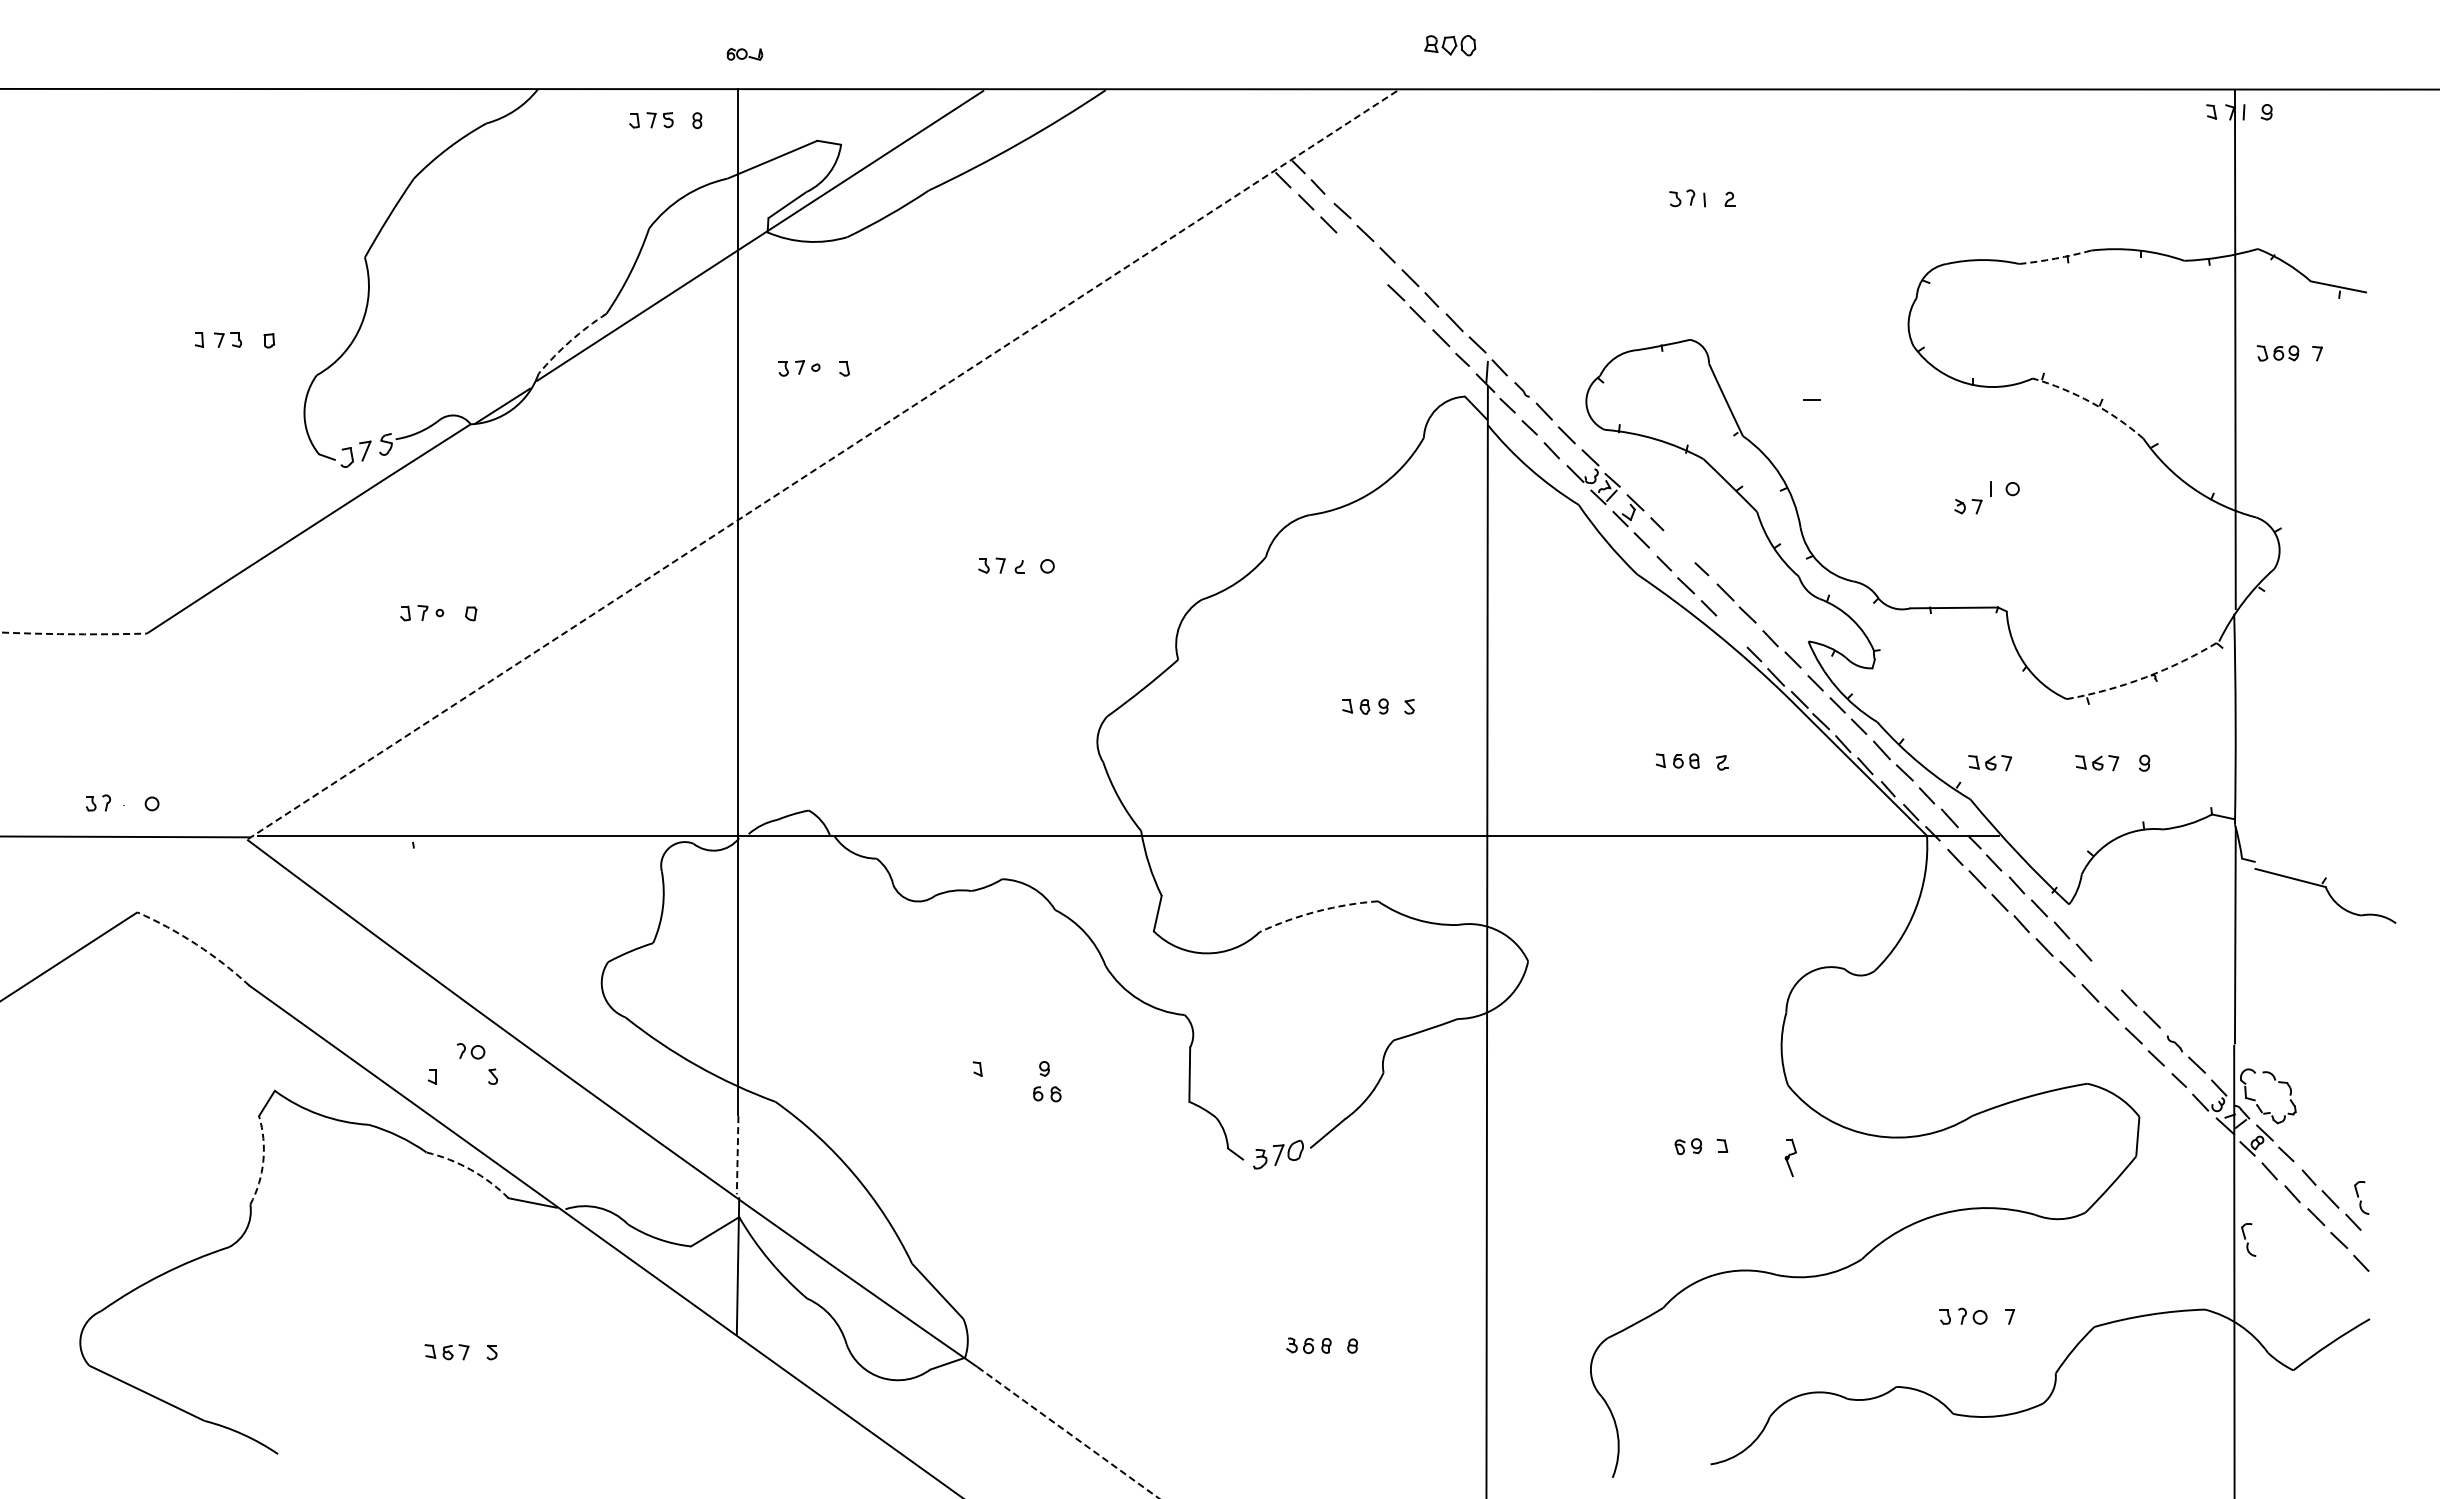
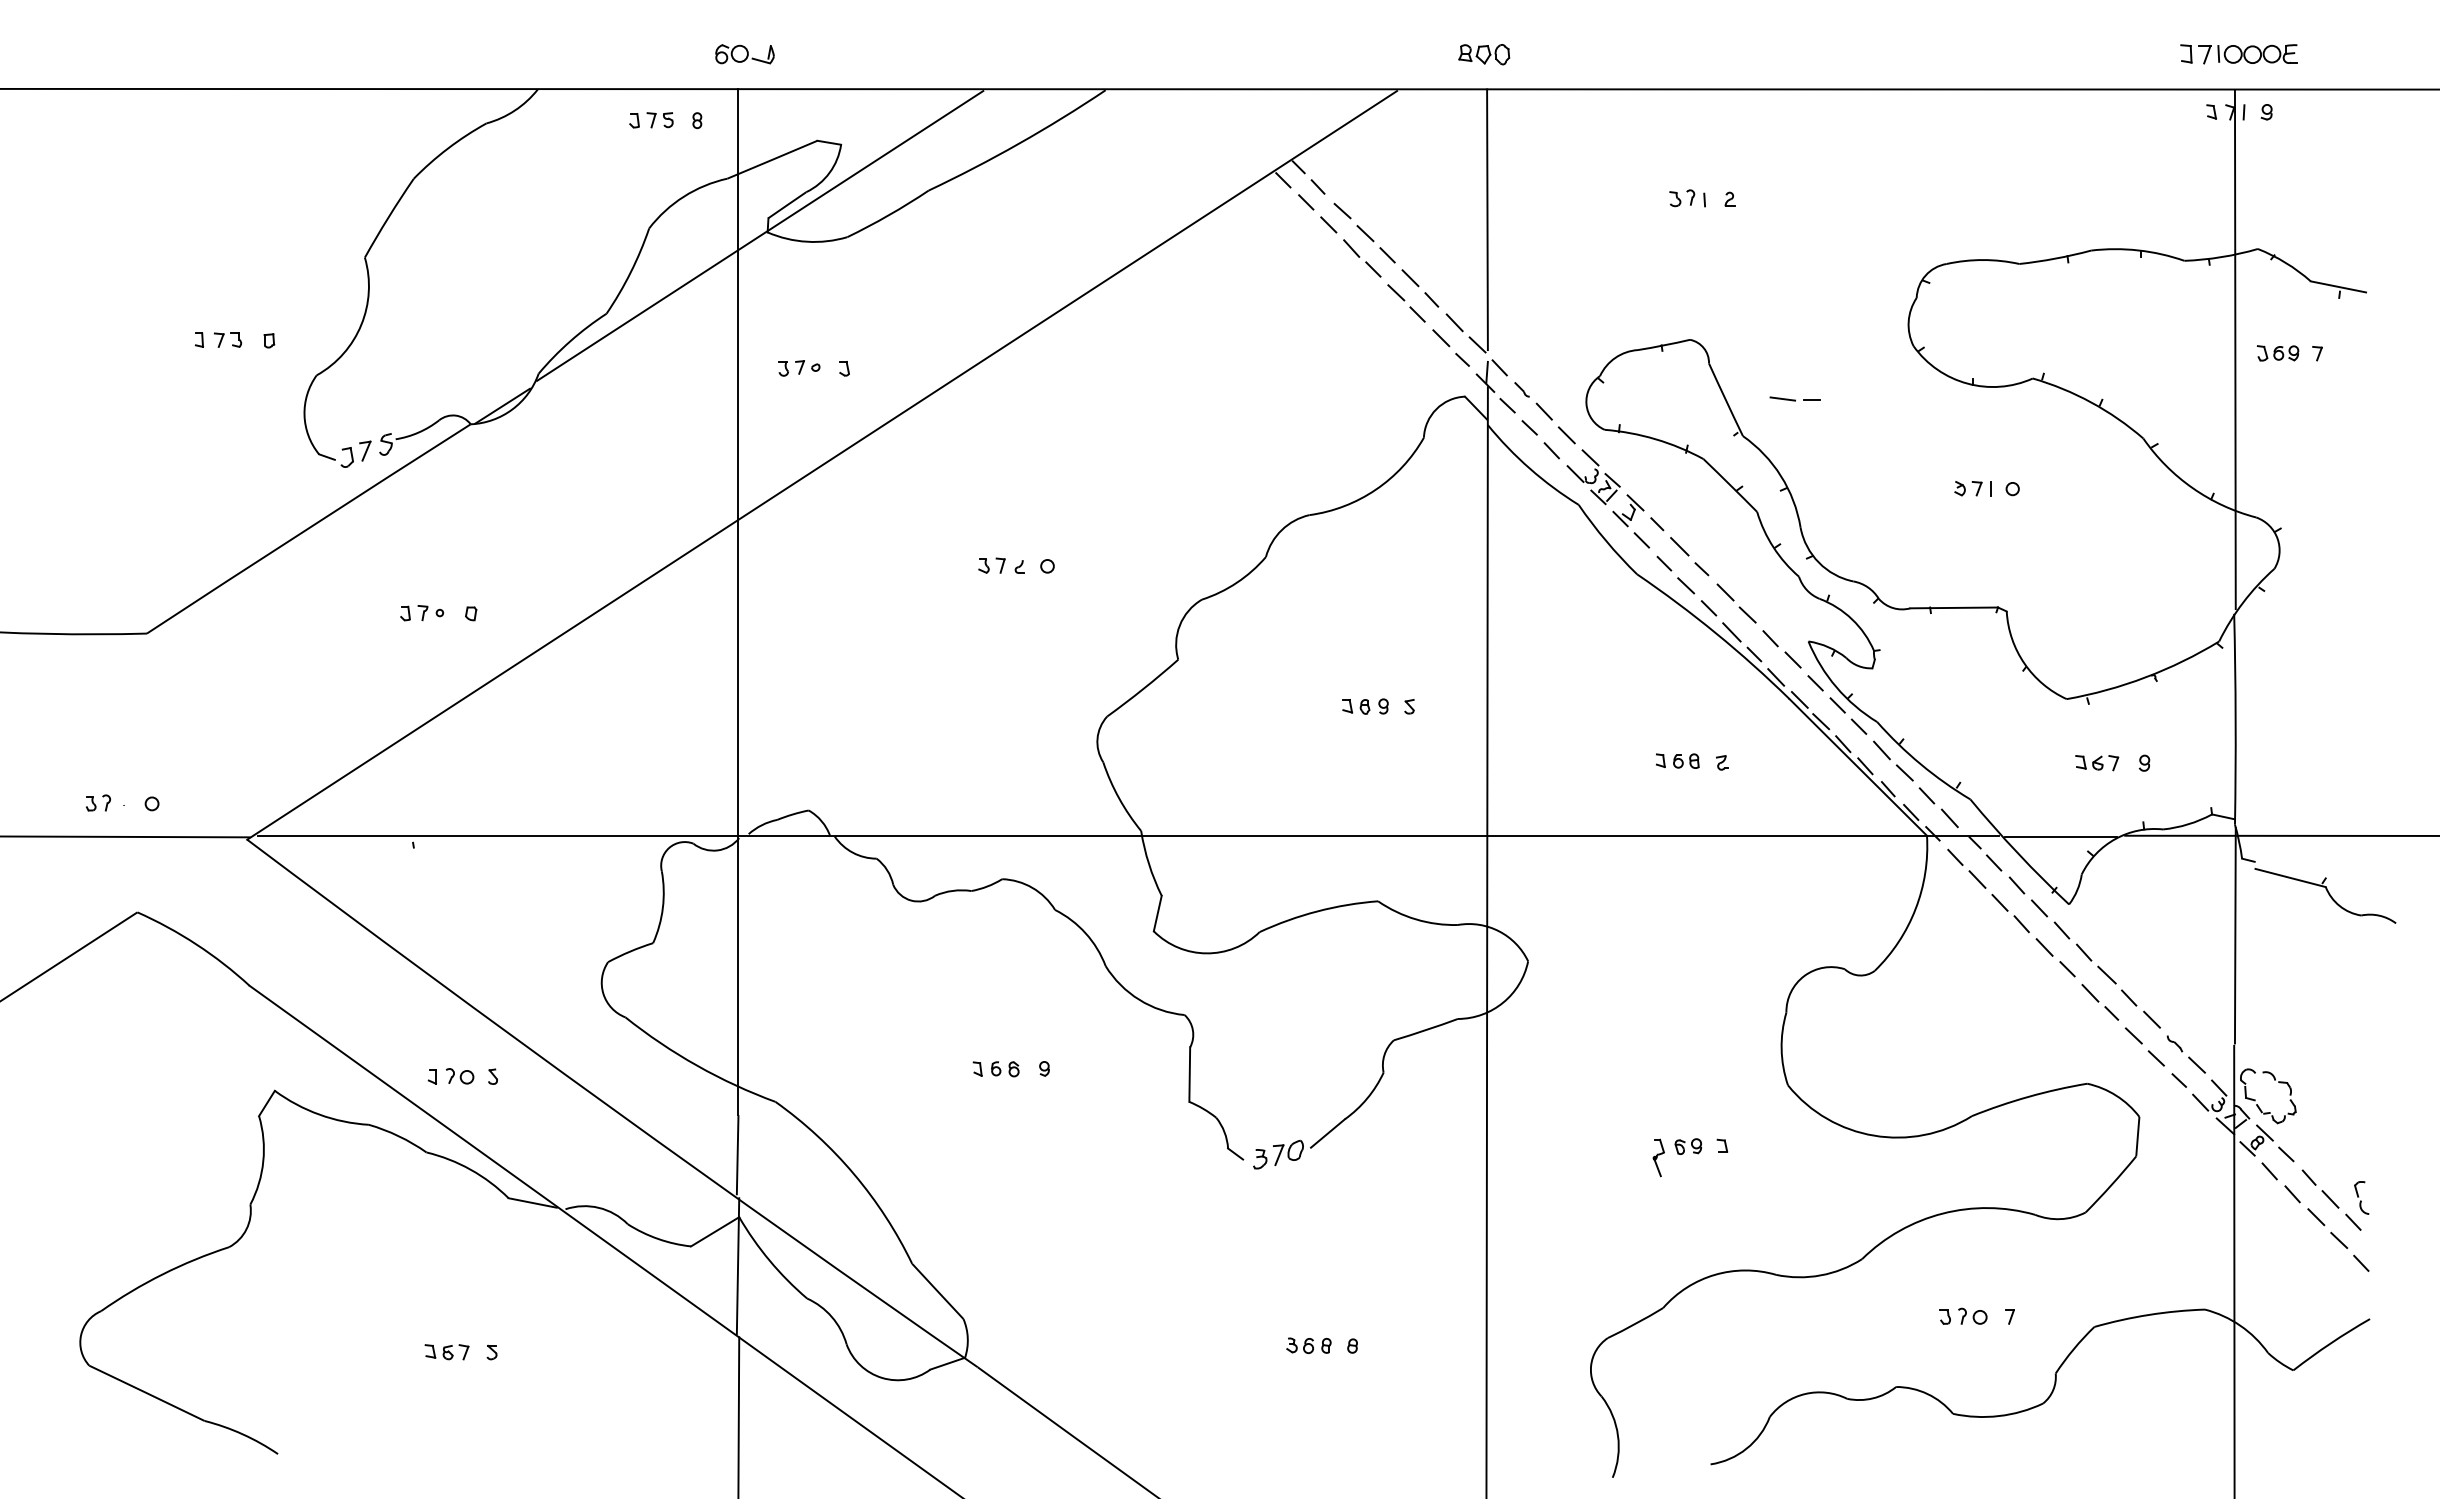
part position: (1450, 45) -> (1484, 54) (1484, 54)
part size: 38x14 px -> 60x21 px (744, 54)
part: none -> present (2238, 54)
line: none -> present (1487, 219)
line: none -> present (1360, 256)
arc: dashed -> solid (2055, 258)
arc: dashed -> solid (570, 341)
line: none -> present (1782, 398)
arc: dashed -> solid (2091, 402)
line: dashed -> solid (821, 465)
part position: (1968, 506) -> (1968, 488) (1968, 488)
line: none -> present (1679, 546)
line: none -> present (1731, 632)
arc: dashed -> solid (72, 634)
arc: dashed -> solid (2145, 677)
part: present -> none (1990, 763)
line: none -> present (2280, 835)
line: none -> present (2060, 837)
arc: dashed -> solid (1317, 911)
arc: dashed -> solid (196, 944)
line: none -> present (2106, 974)
part position: (470, 1051) -> (459, 1076) (459, 1076)
part position: (1047, 1094) -> (1005, 1069) (1005, 1069)
line: dashed -> solid (737, 1155)
part position: (1790, 1157) -> (1658, 1157) (1658, 1157)
arc: dashed -> solid (263, 1161)
arc: dashed -> solid (470, 1169)
part: present -> none (2248, 1239)
line: none -> present (738, 1416)
arc: dashed -> solid (1068, 1432)
